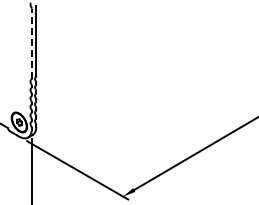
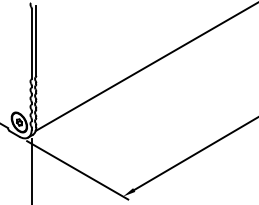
line: dashed -> solid (31, 43)
line: none -> present (145, 67)
